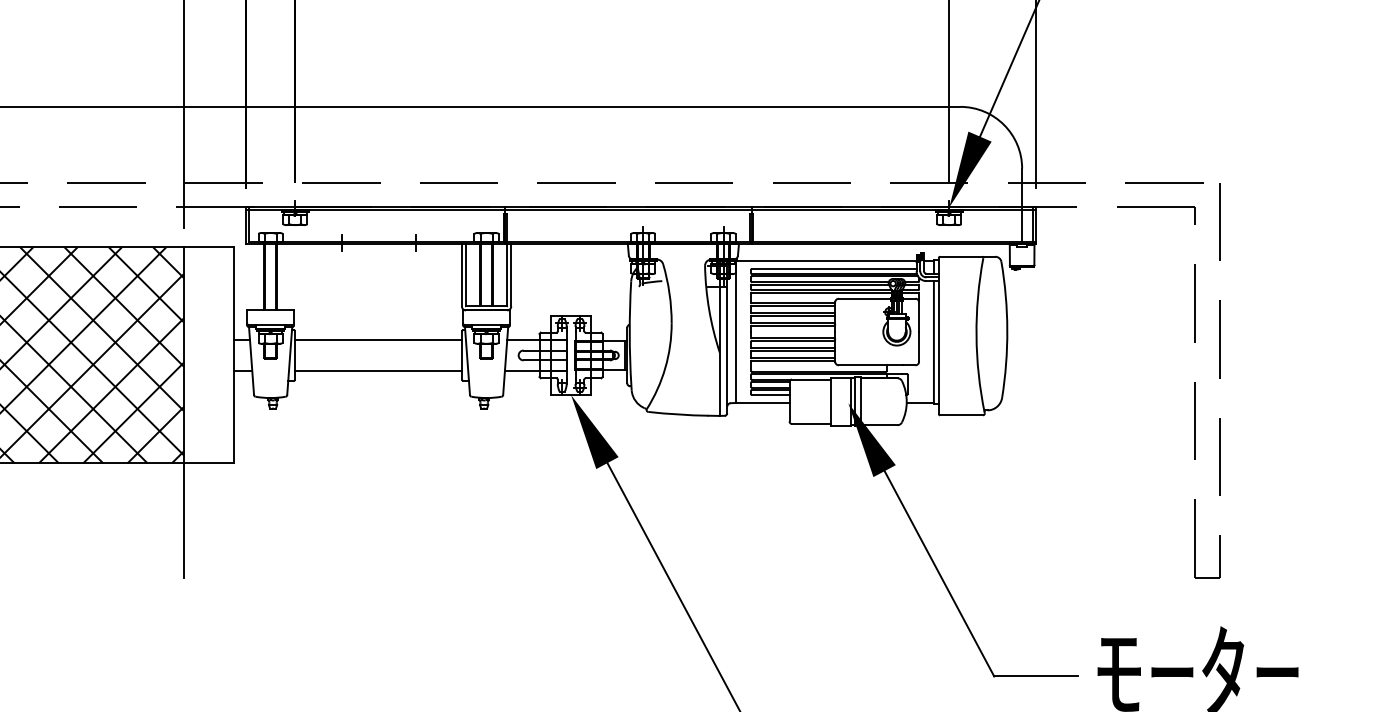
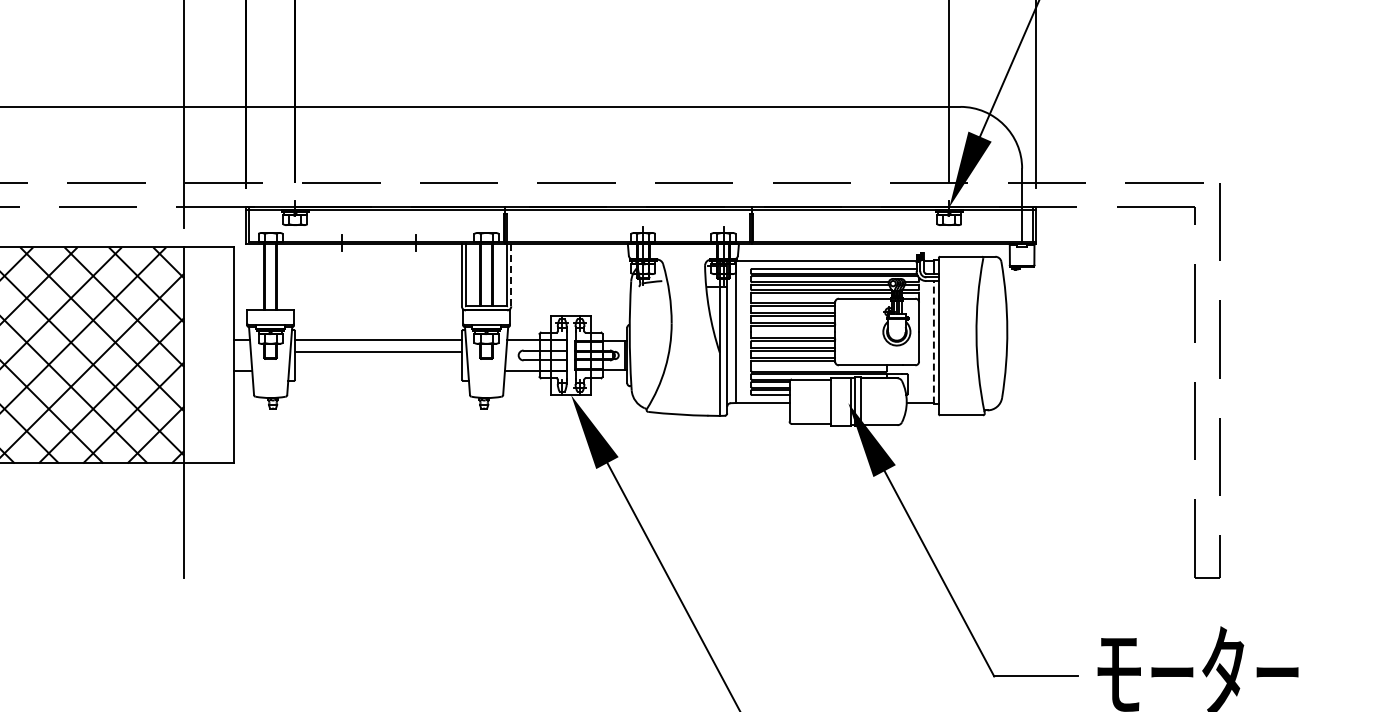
line: solid -> dashed (511, 275)
line: solid -> dashed (933, 341)
line position: (378, 370) -> (378, 351) (378, 351)
